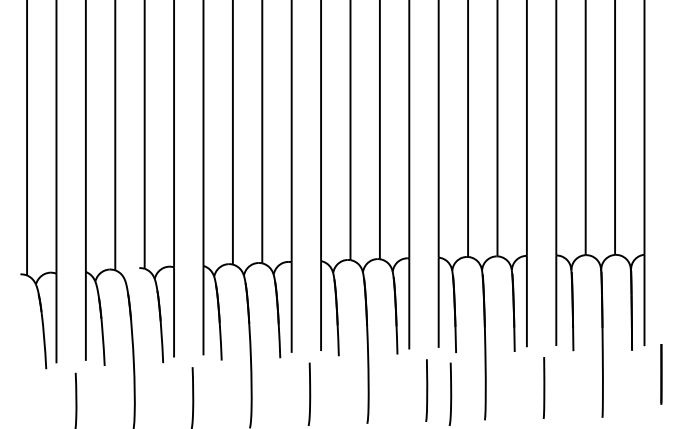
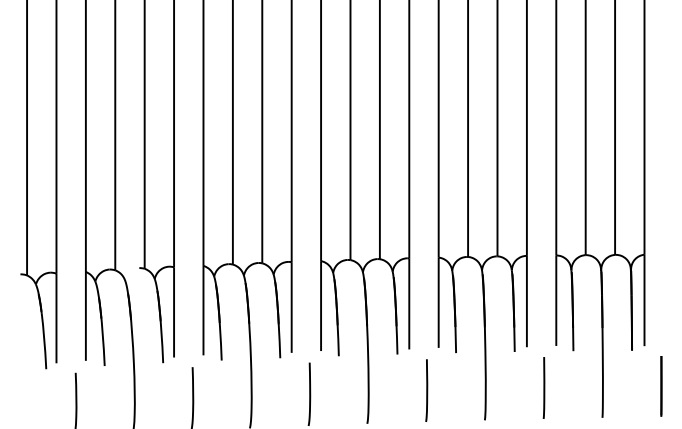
line position: (661, 374) -> (661, 386) (661, 386)
curve: present -> none (450, 393)
